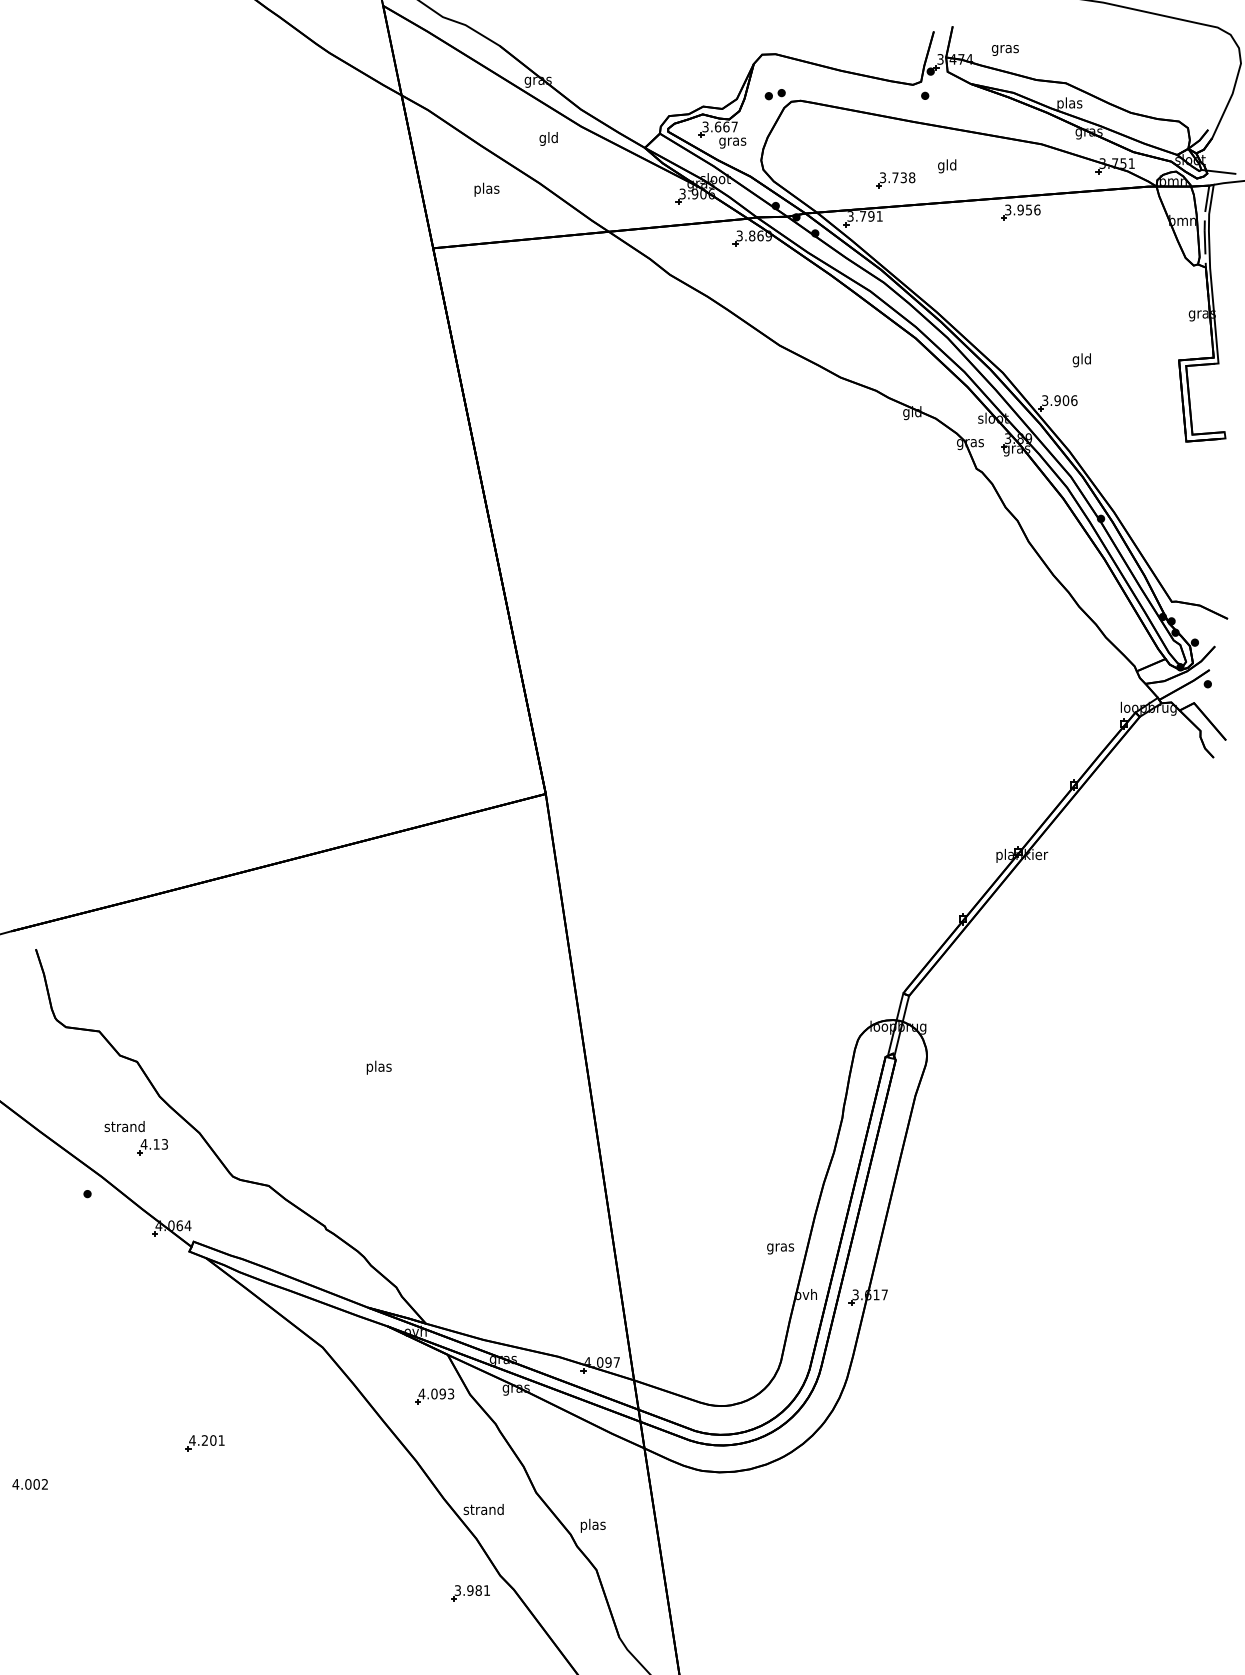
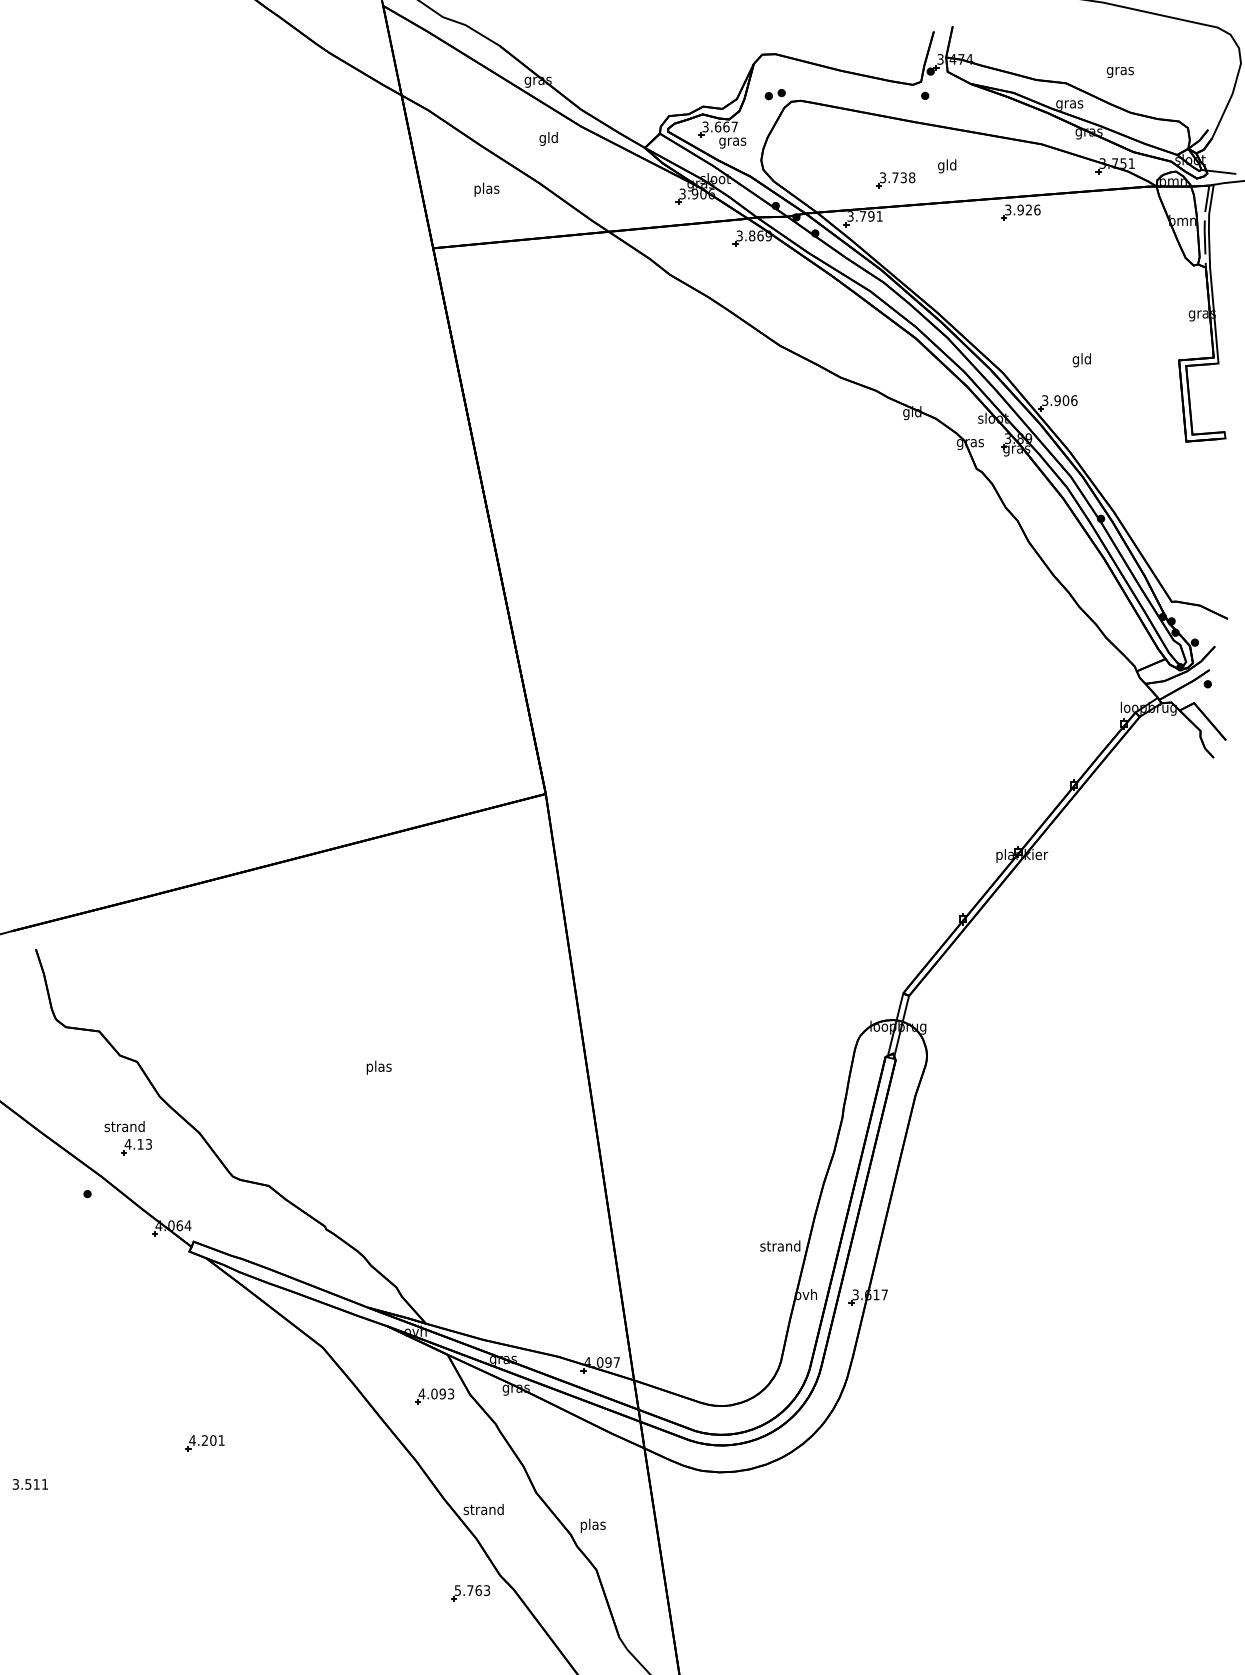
text position: (1005, 50) -> (1120, 72) (1120, 72)
text: plas -> gras (1069, 103)
text: 3.956 -> 3.926 (1028, 209)
part position: (152, 1147) -> (136, 1147) (136, 1147)
text: gras -> strand (780, 1247)
text: 4.002 -> 3.511 (29, 1484)
text: 3.981 -> 5.763 (472, 1590)
